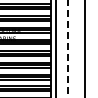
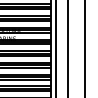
line: dashed -> solid (68, 49)
